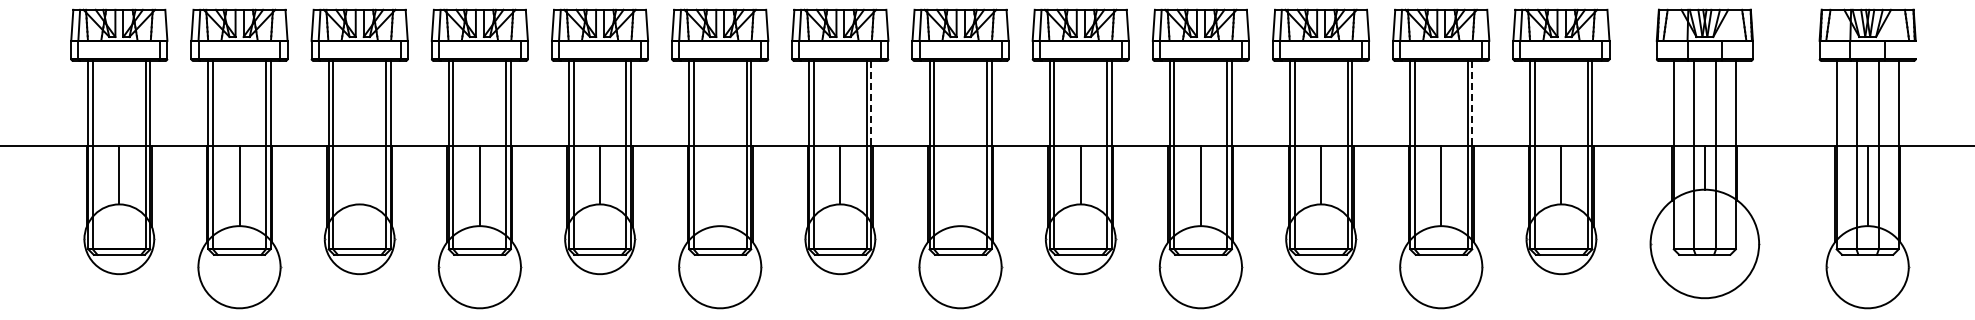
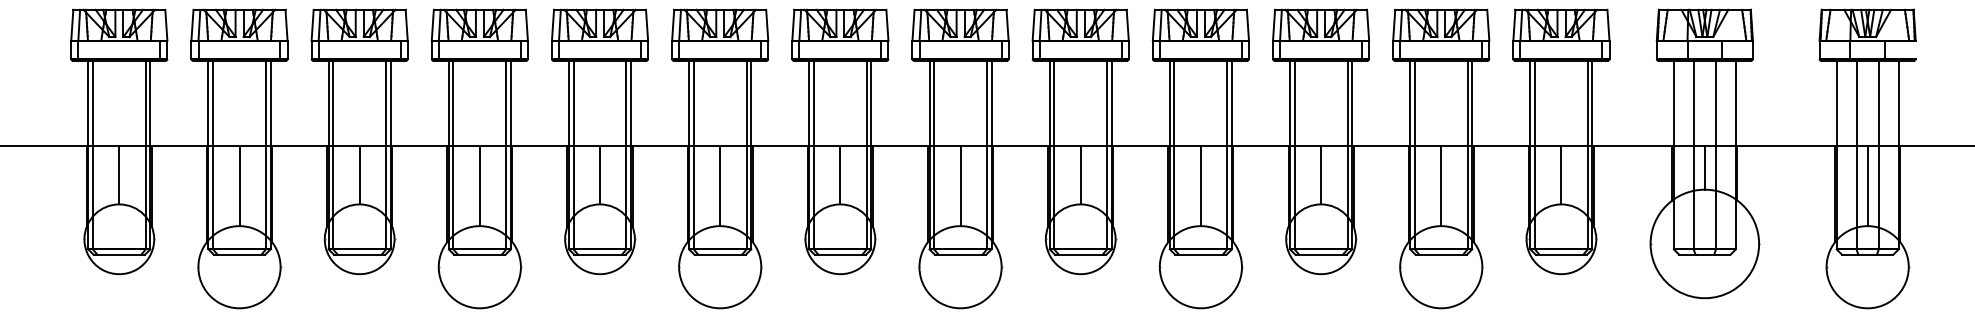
line: dashed -> solid (871, 103)
line: dashed -> solid (1472, 103)
line: none -> present (359, 175)
line: none -> present (720, 186)
line: none -> present (960, 186)
